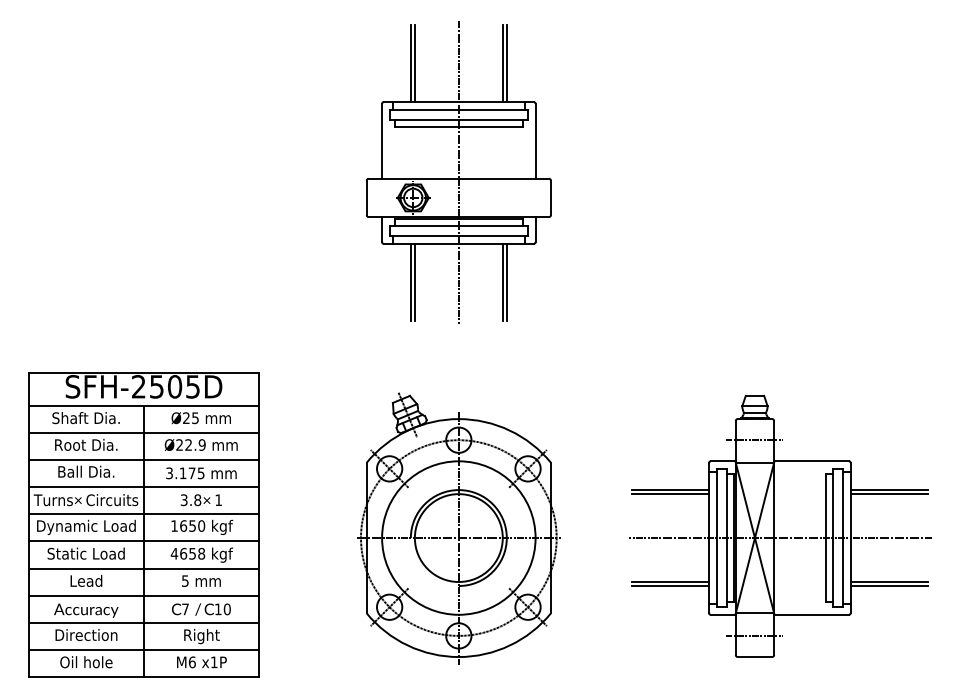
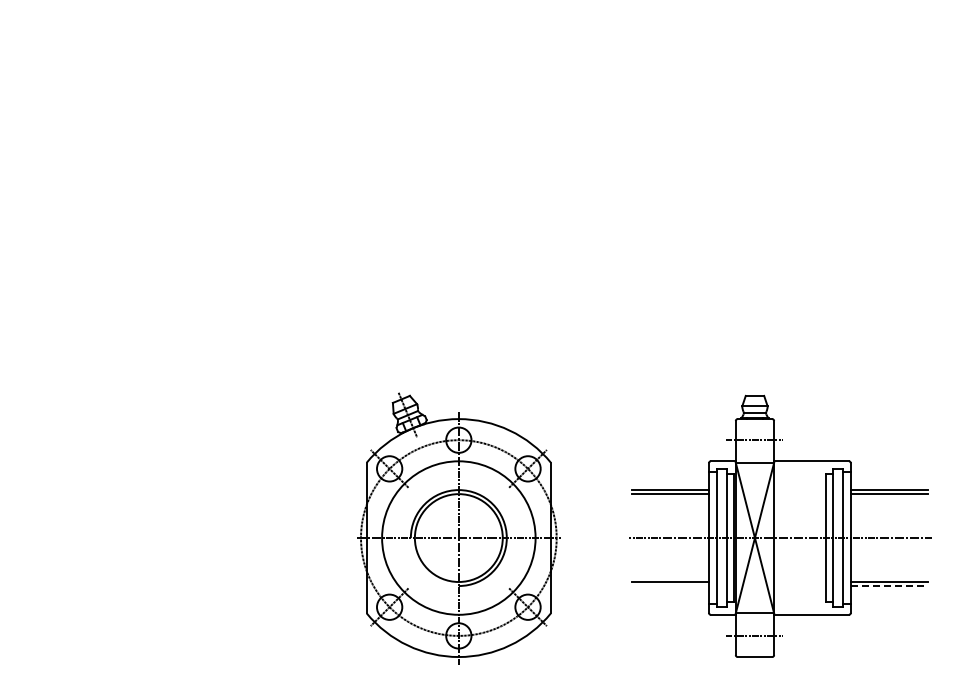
part: present -> none (458, 172)
part: present -> none (143, 524)
line: present -> none (670, 586)
line: solid -> dashed (889, 586)
